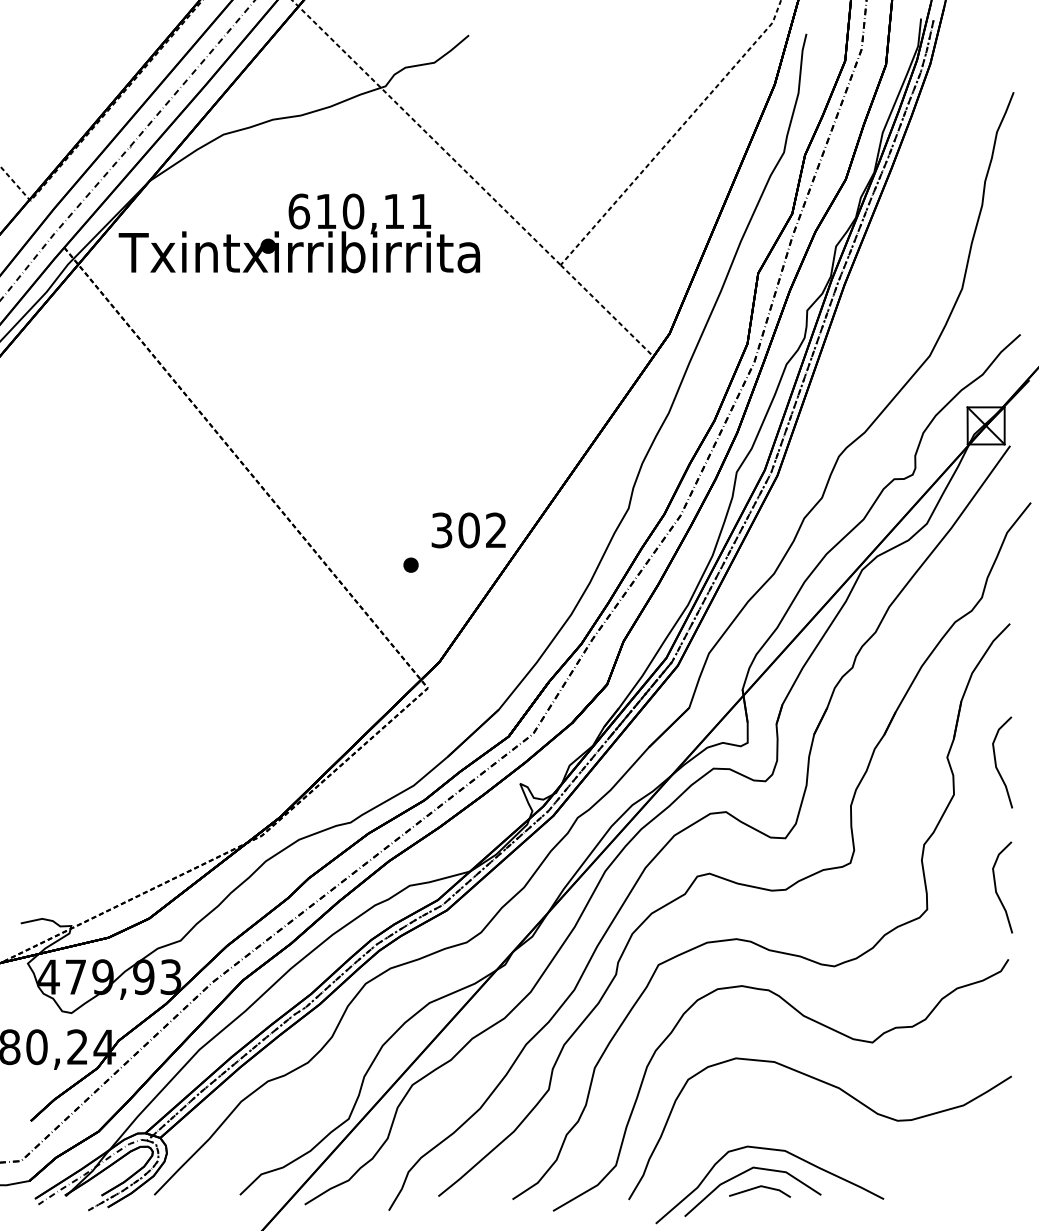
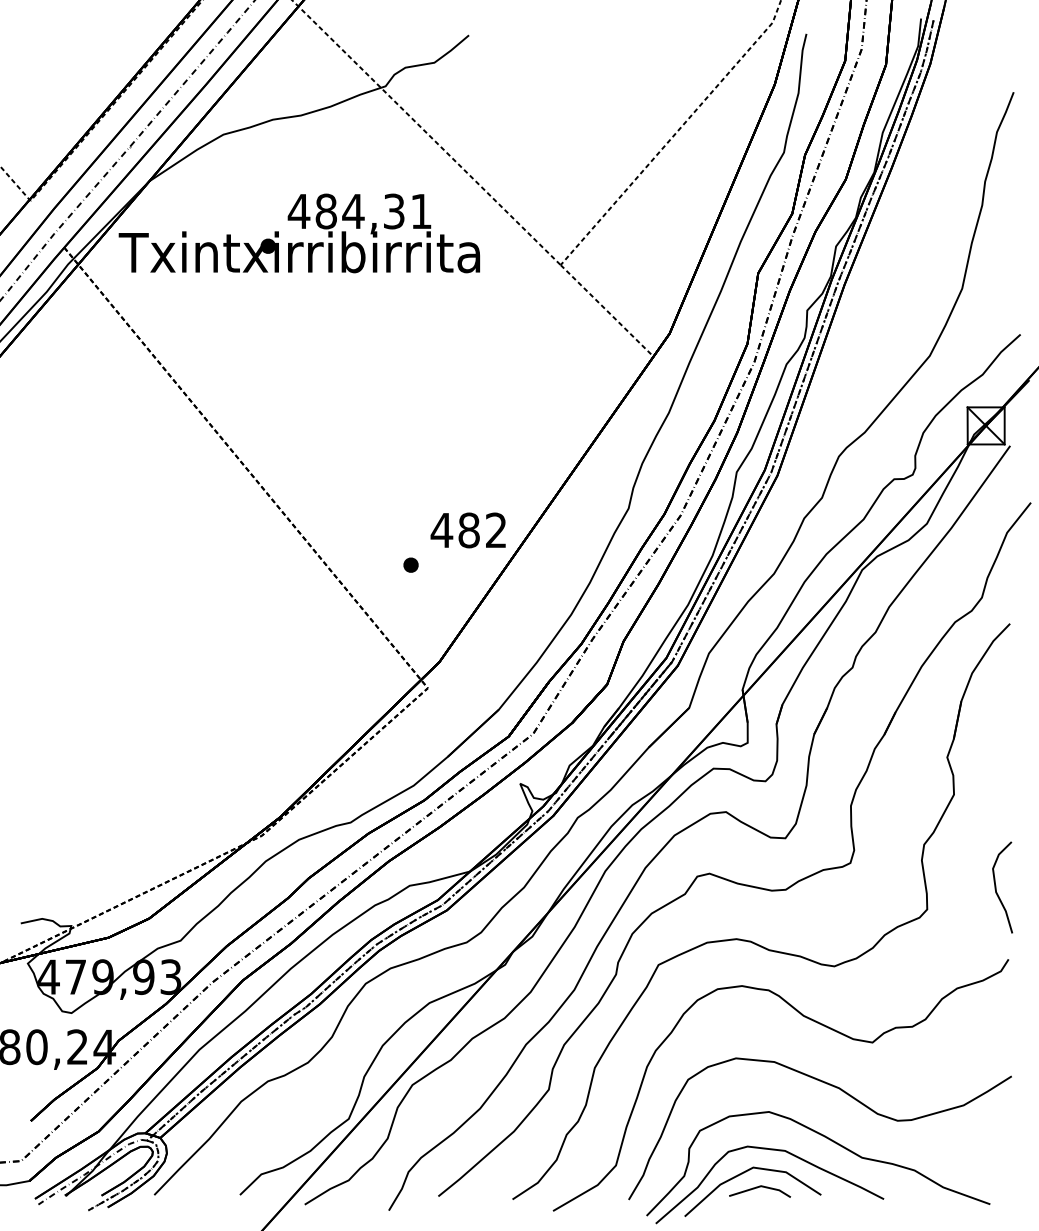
text: 610,11 -> 484,31 (345, 211)
text: 302 -> 482 (454, 530)
curve: present -> none (996, 762)
curve: none -> present (829, 1140)
